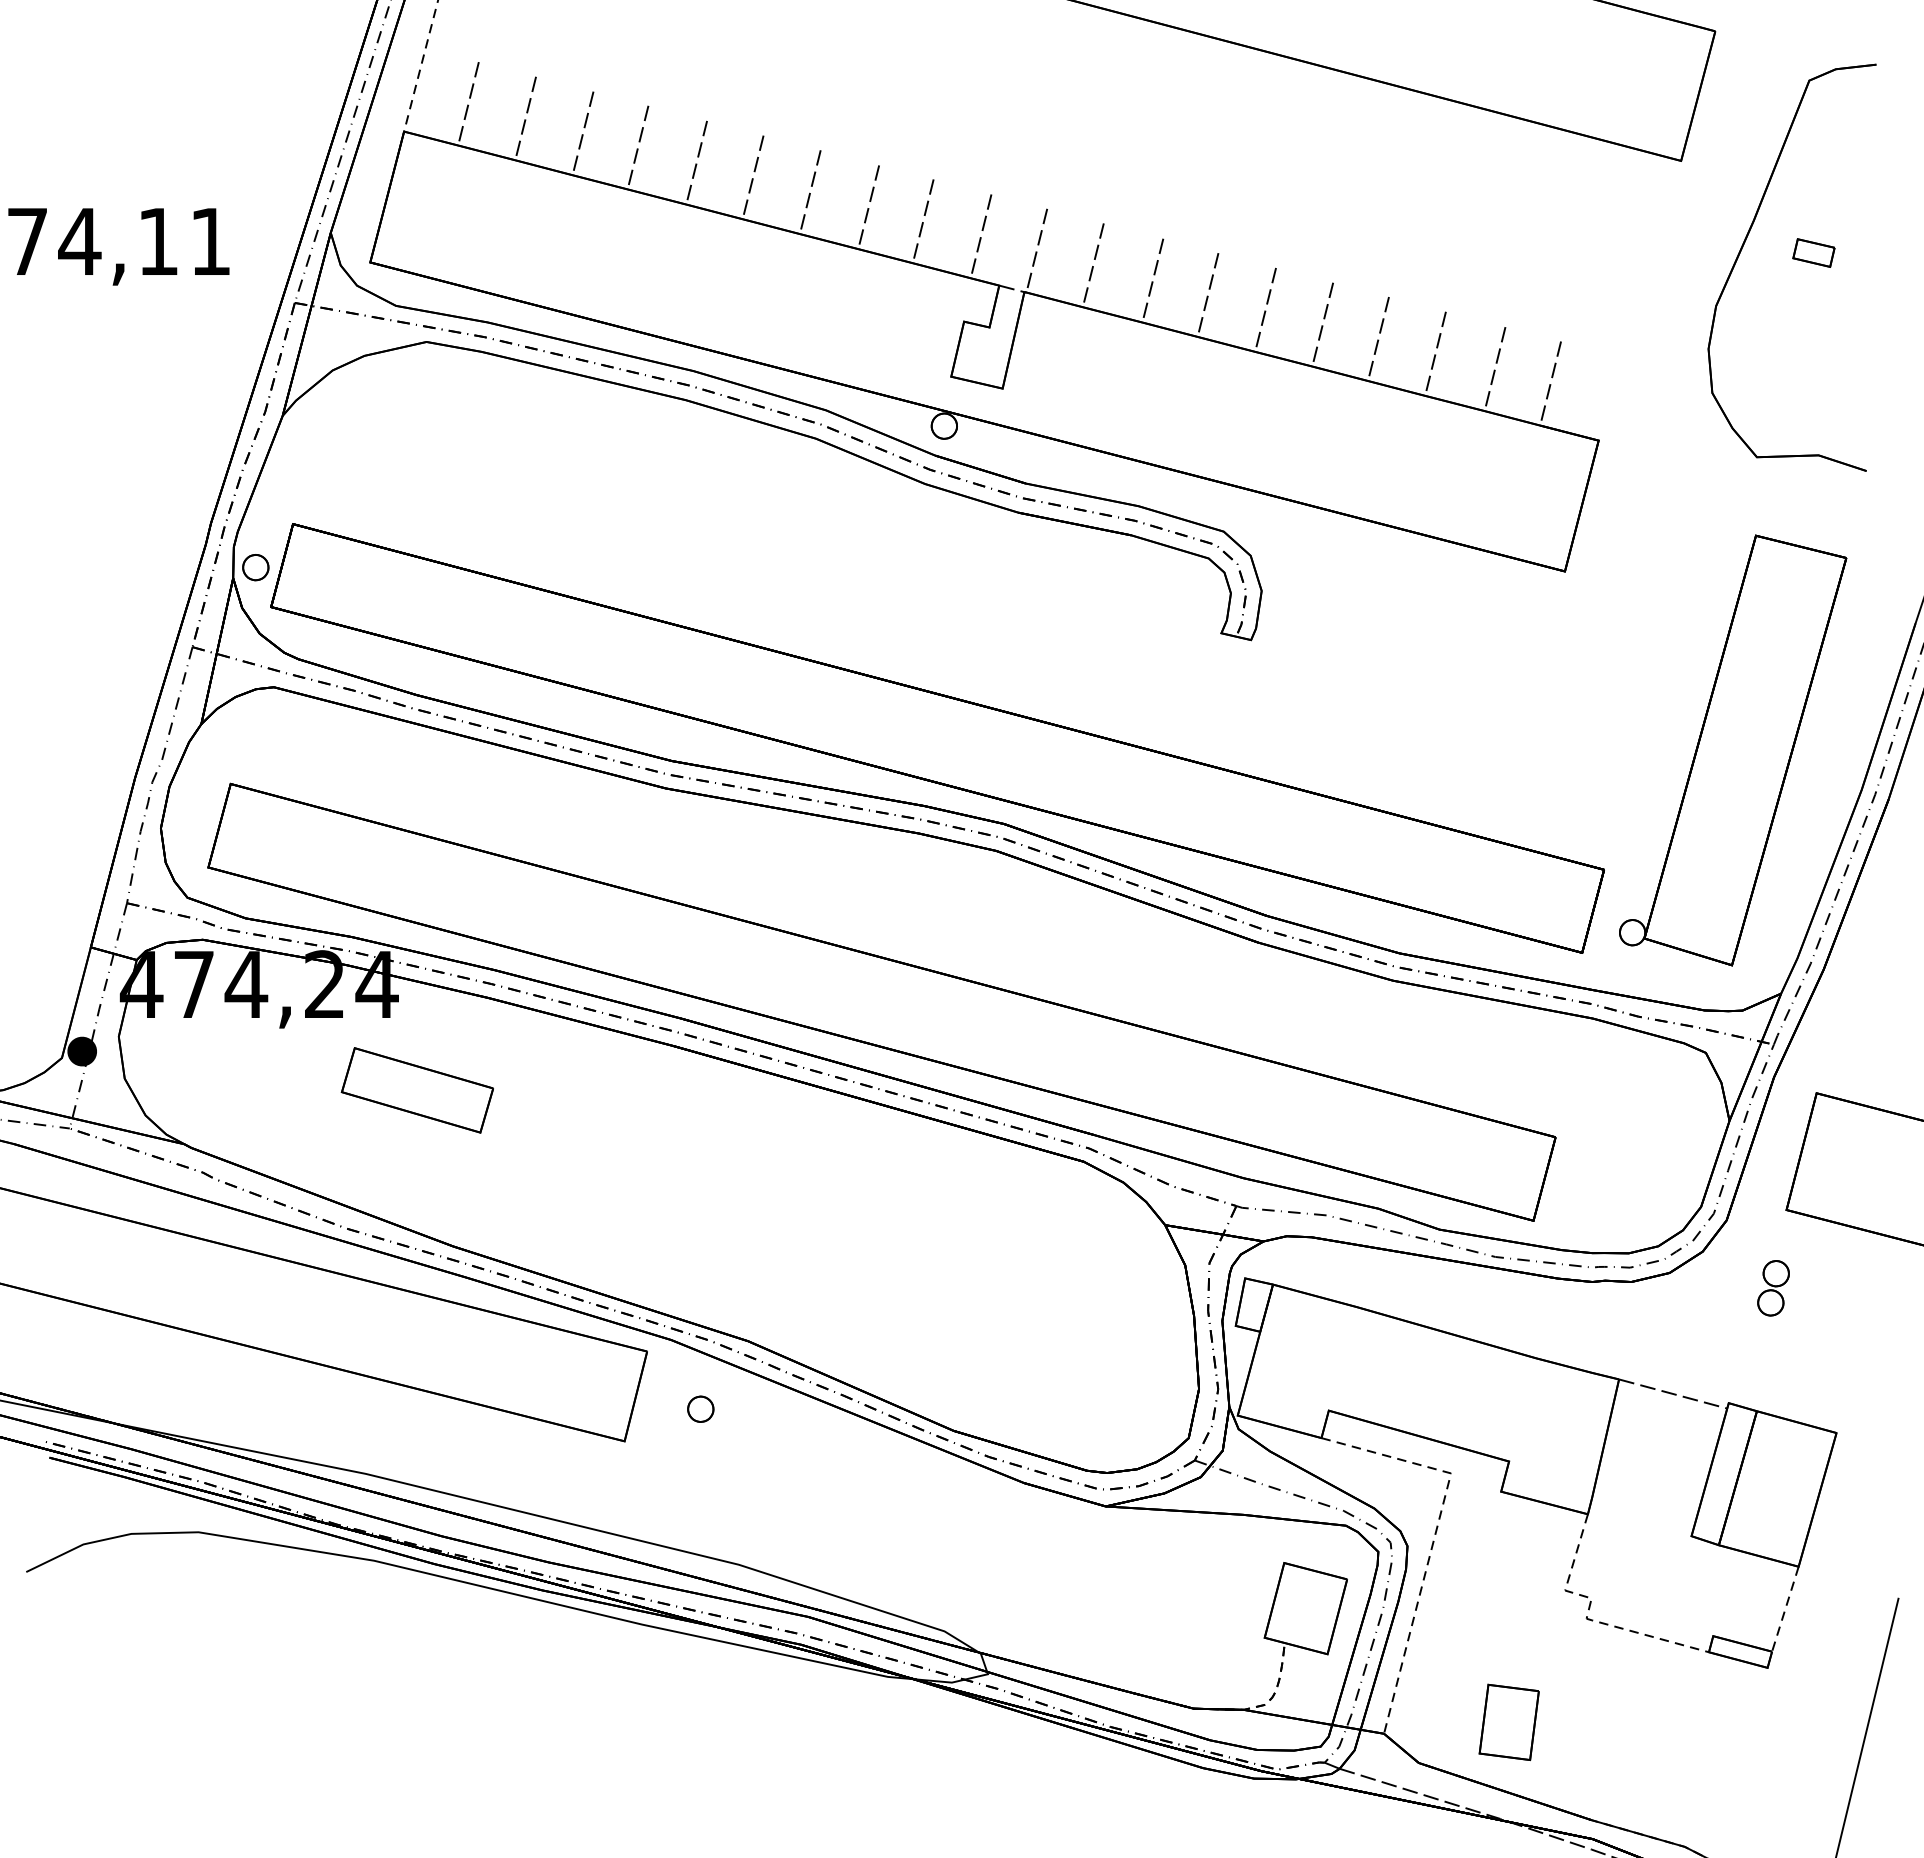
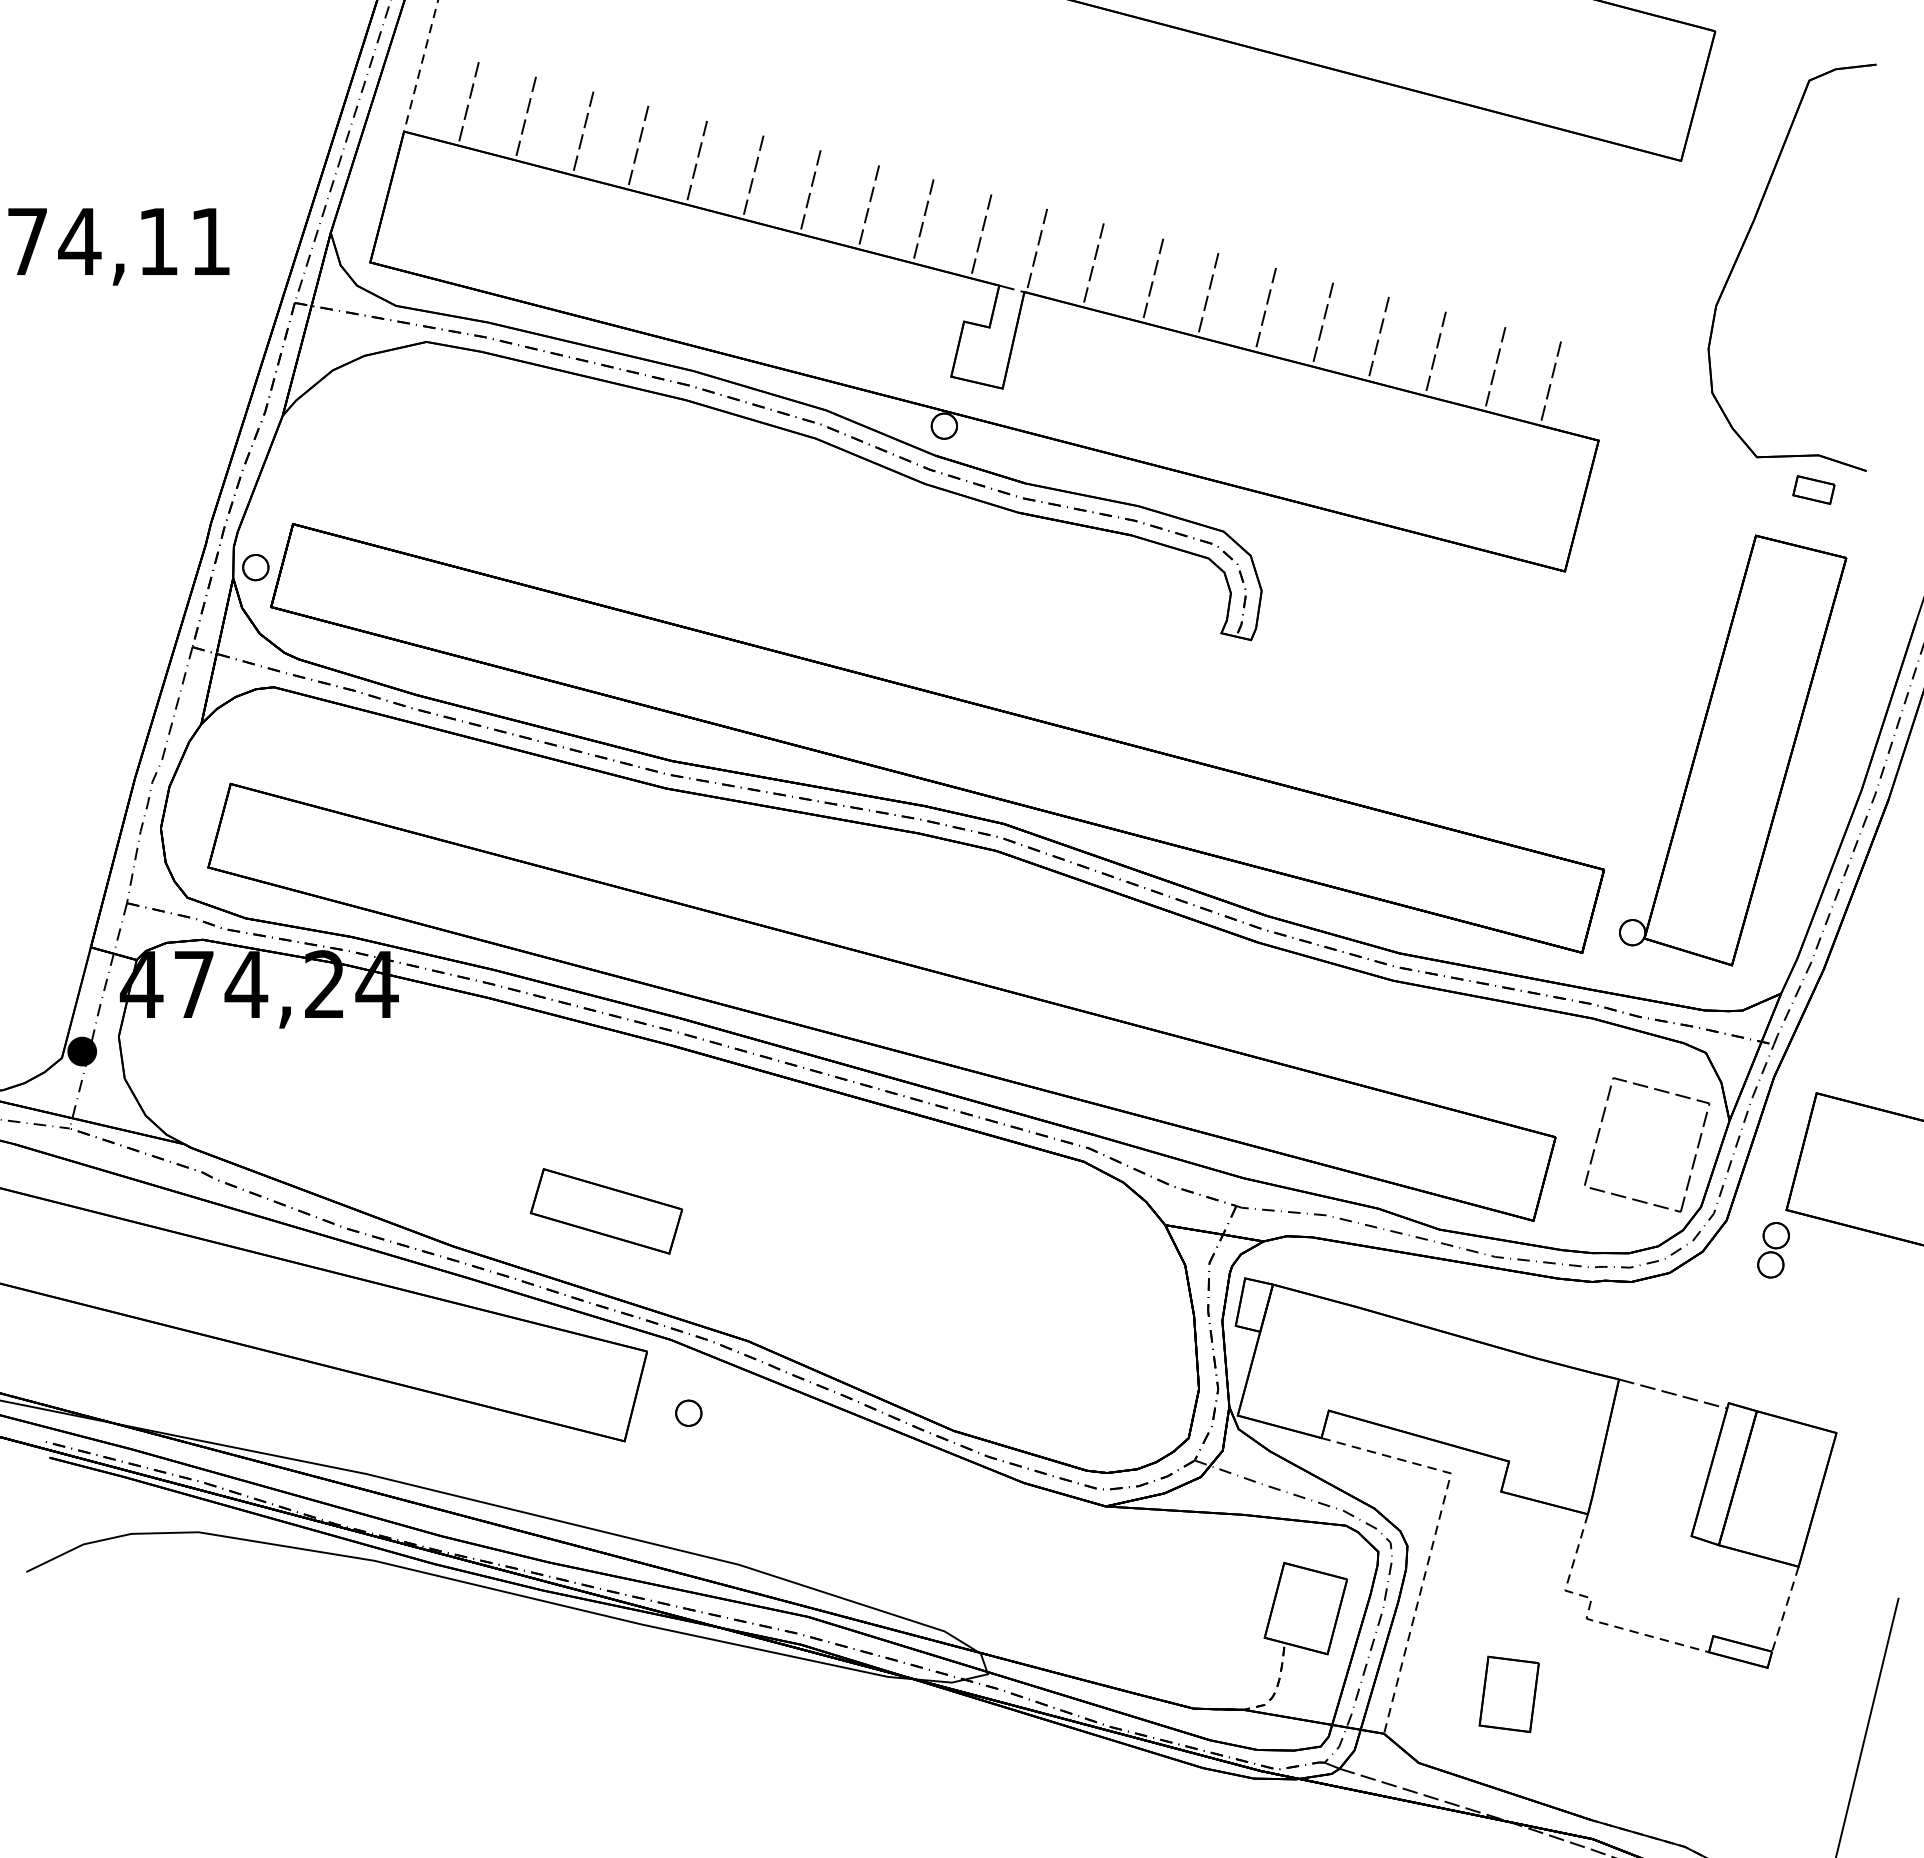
part position: (1813, 252) -> (1813, 489) (1813, 489)
part position: (416, 1090) -> (605, 1211) (605, 1211)
part: none -> present (1694, 1155)
part position: (1773, 1288) -> (1773, 1250) (1773, 1250)
part position: (700, 1408) -> (688, 1412) (688, 1412)
part position: (1508, 1722) -> (1508, 1694) (1508, 1694)
